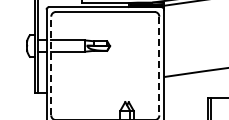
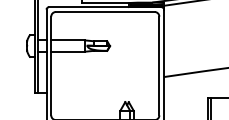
line: dashed -> solid (51, 65)
line: dashed -> solid (159, 66)
